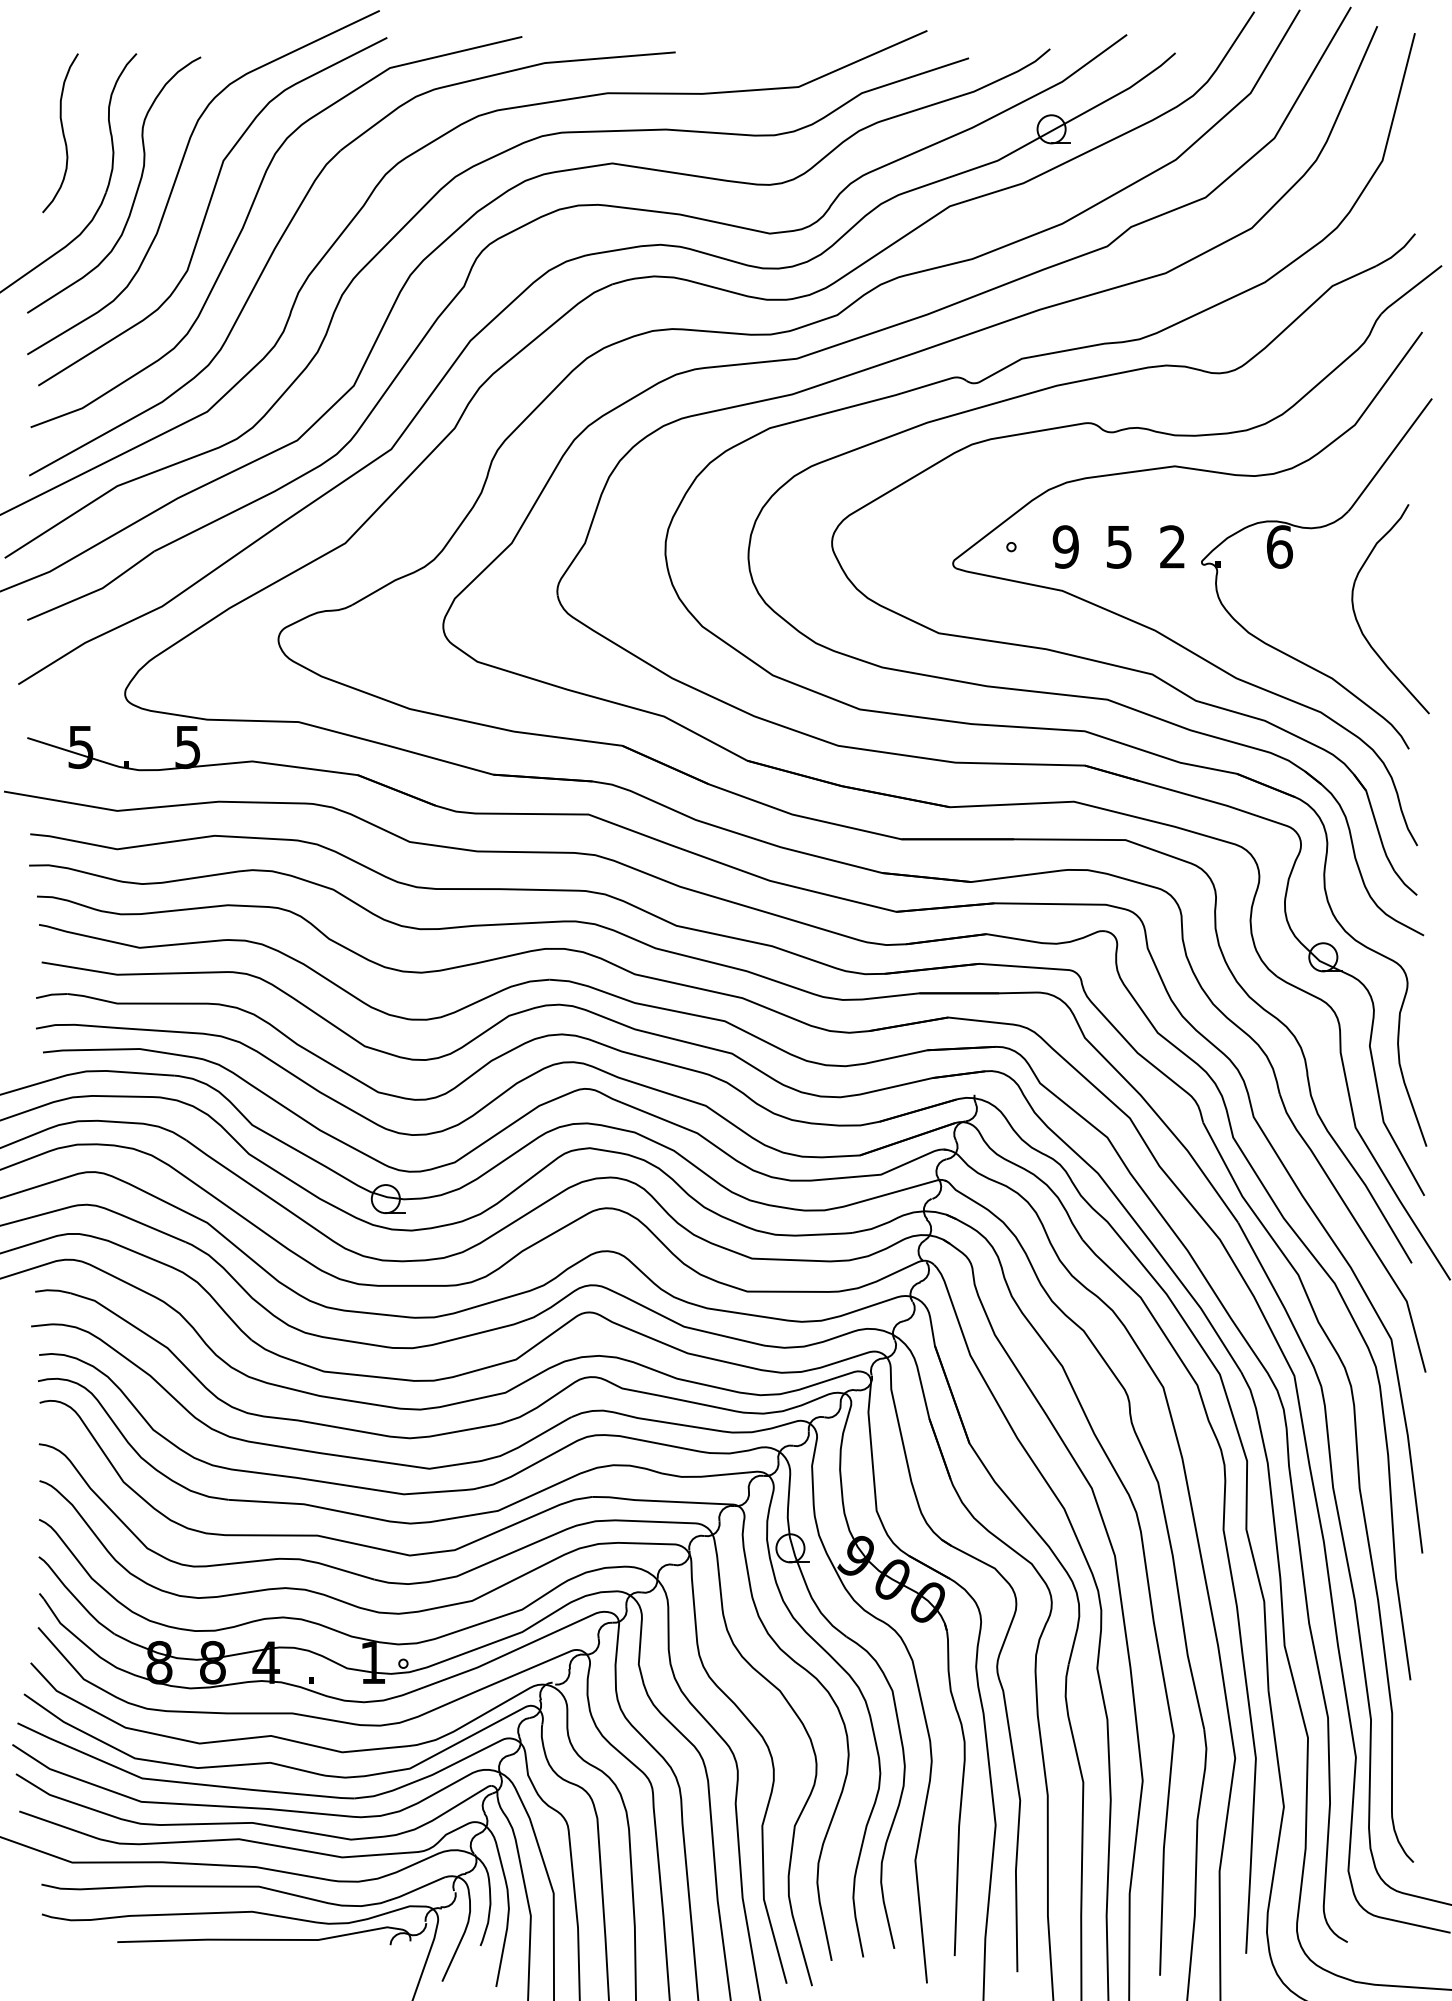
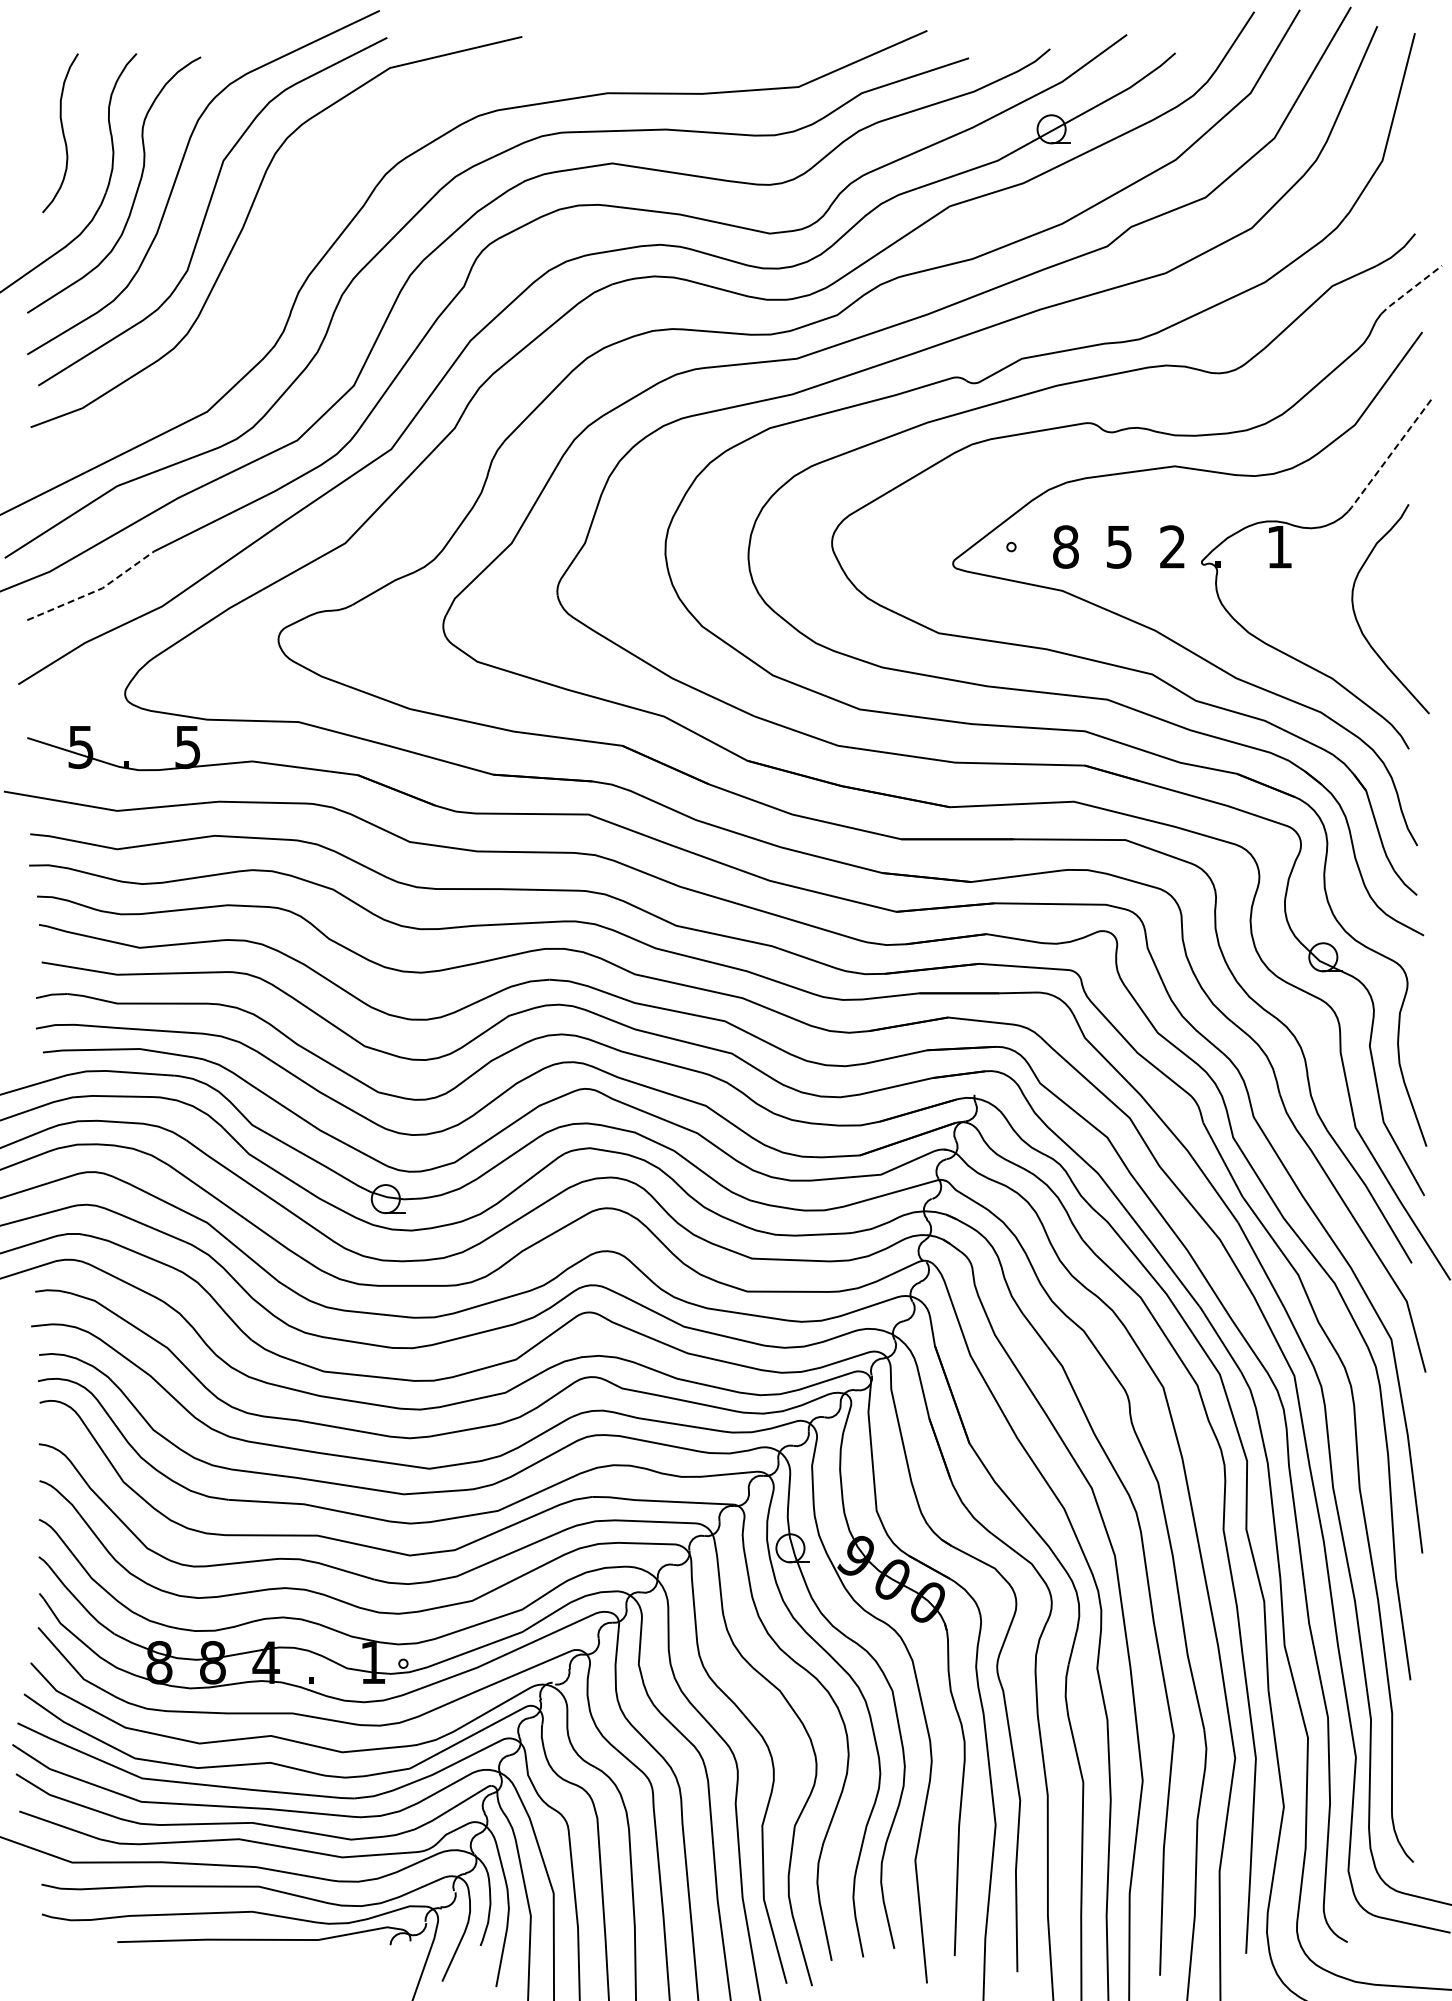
part: present -> none (290, 224)
line: solid -> dashed (1410, 289)
line: solid -> dashed (1390, 455)
text: 9 -> 8 (1065, 546)
text: 6 -> 1 (1280, 546)
line: solid -> dashed (95, 591)
